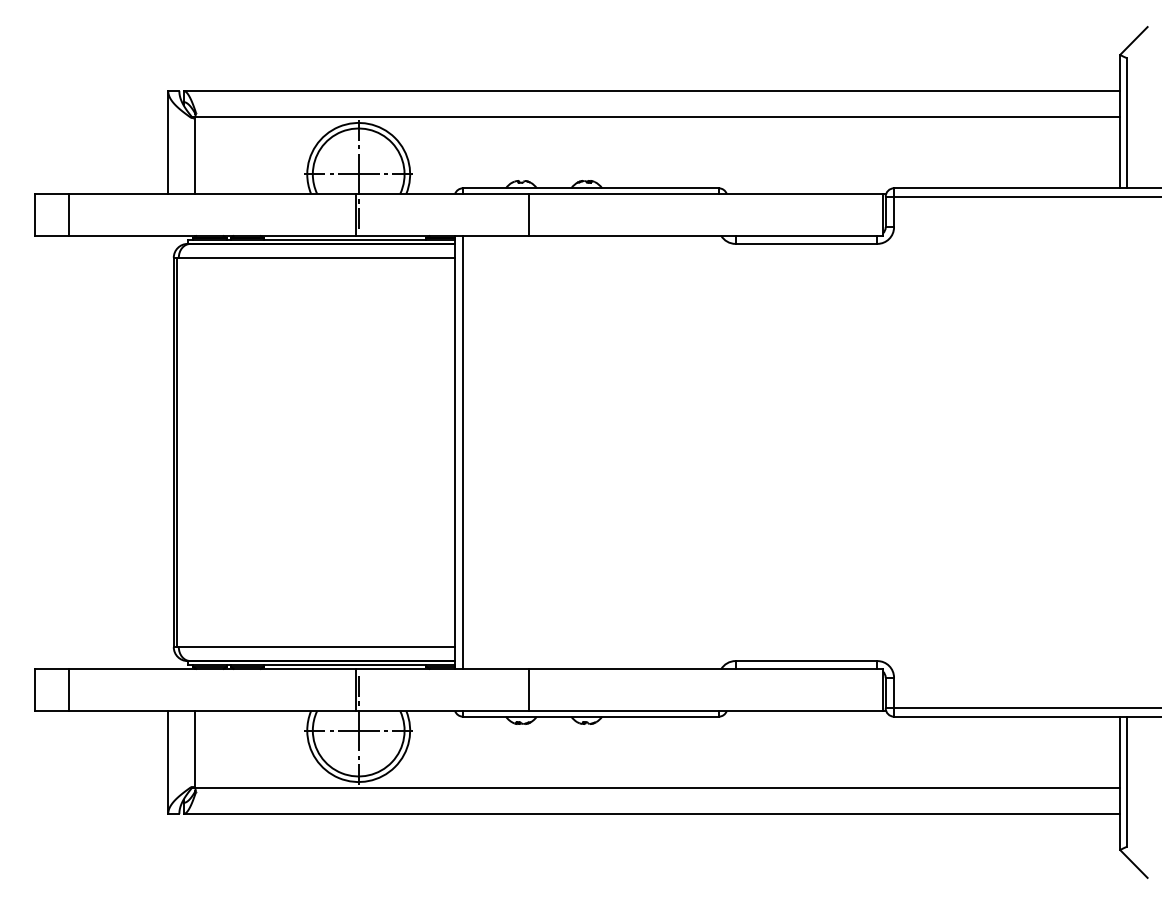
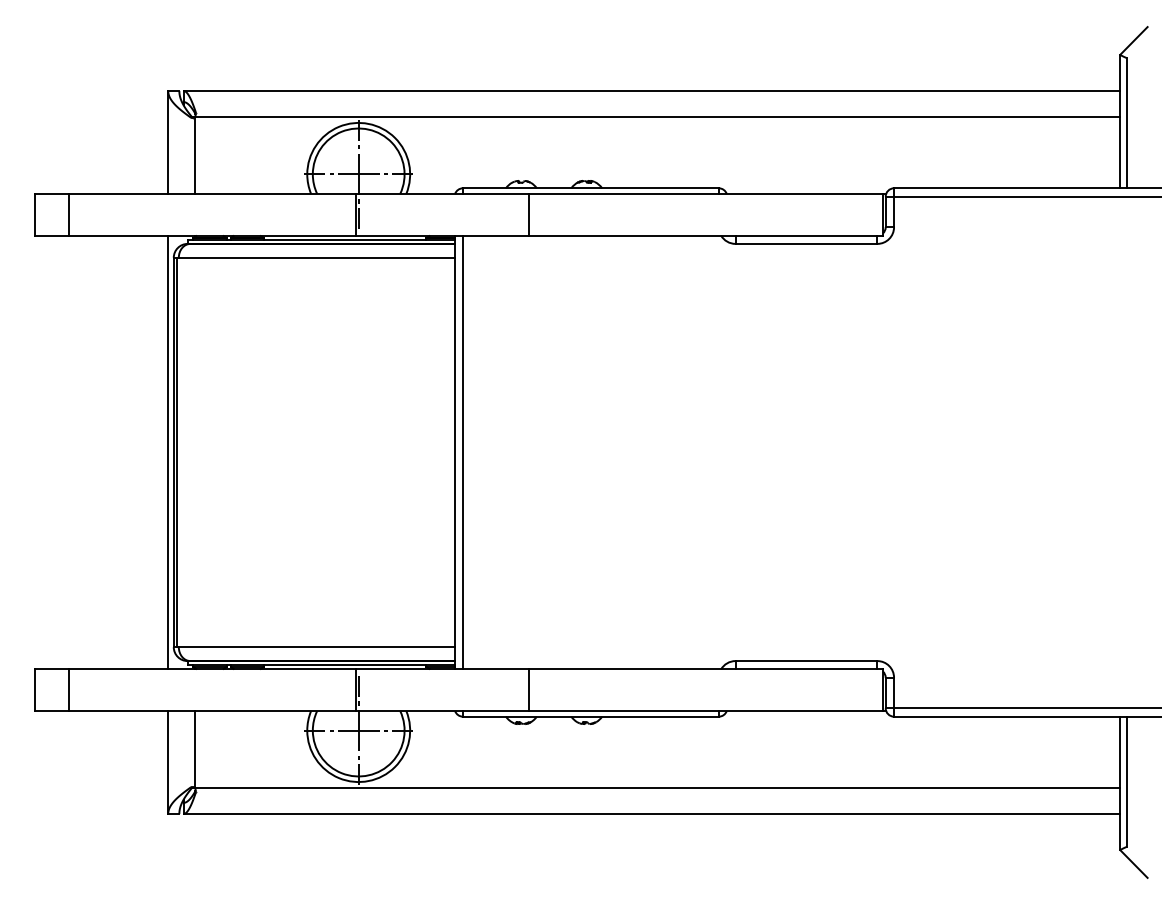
line: none -> present (168, 452)
